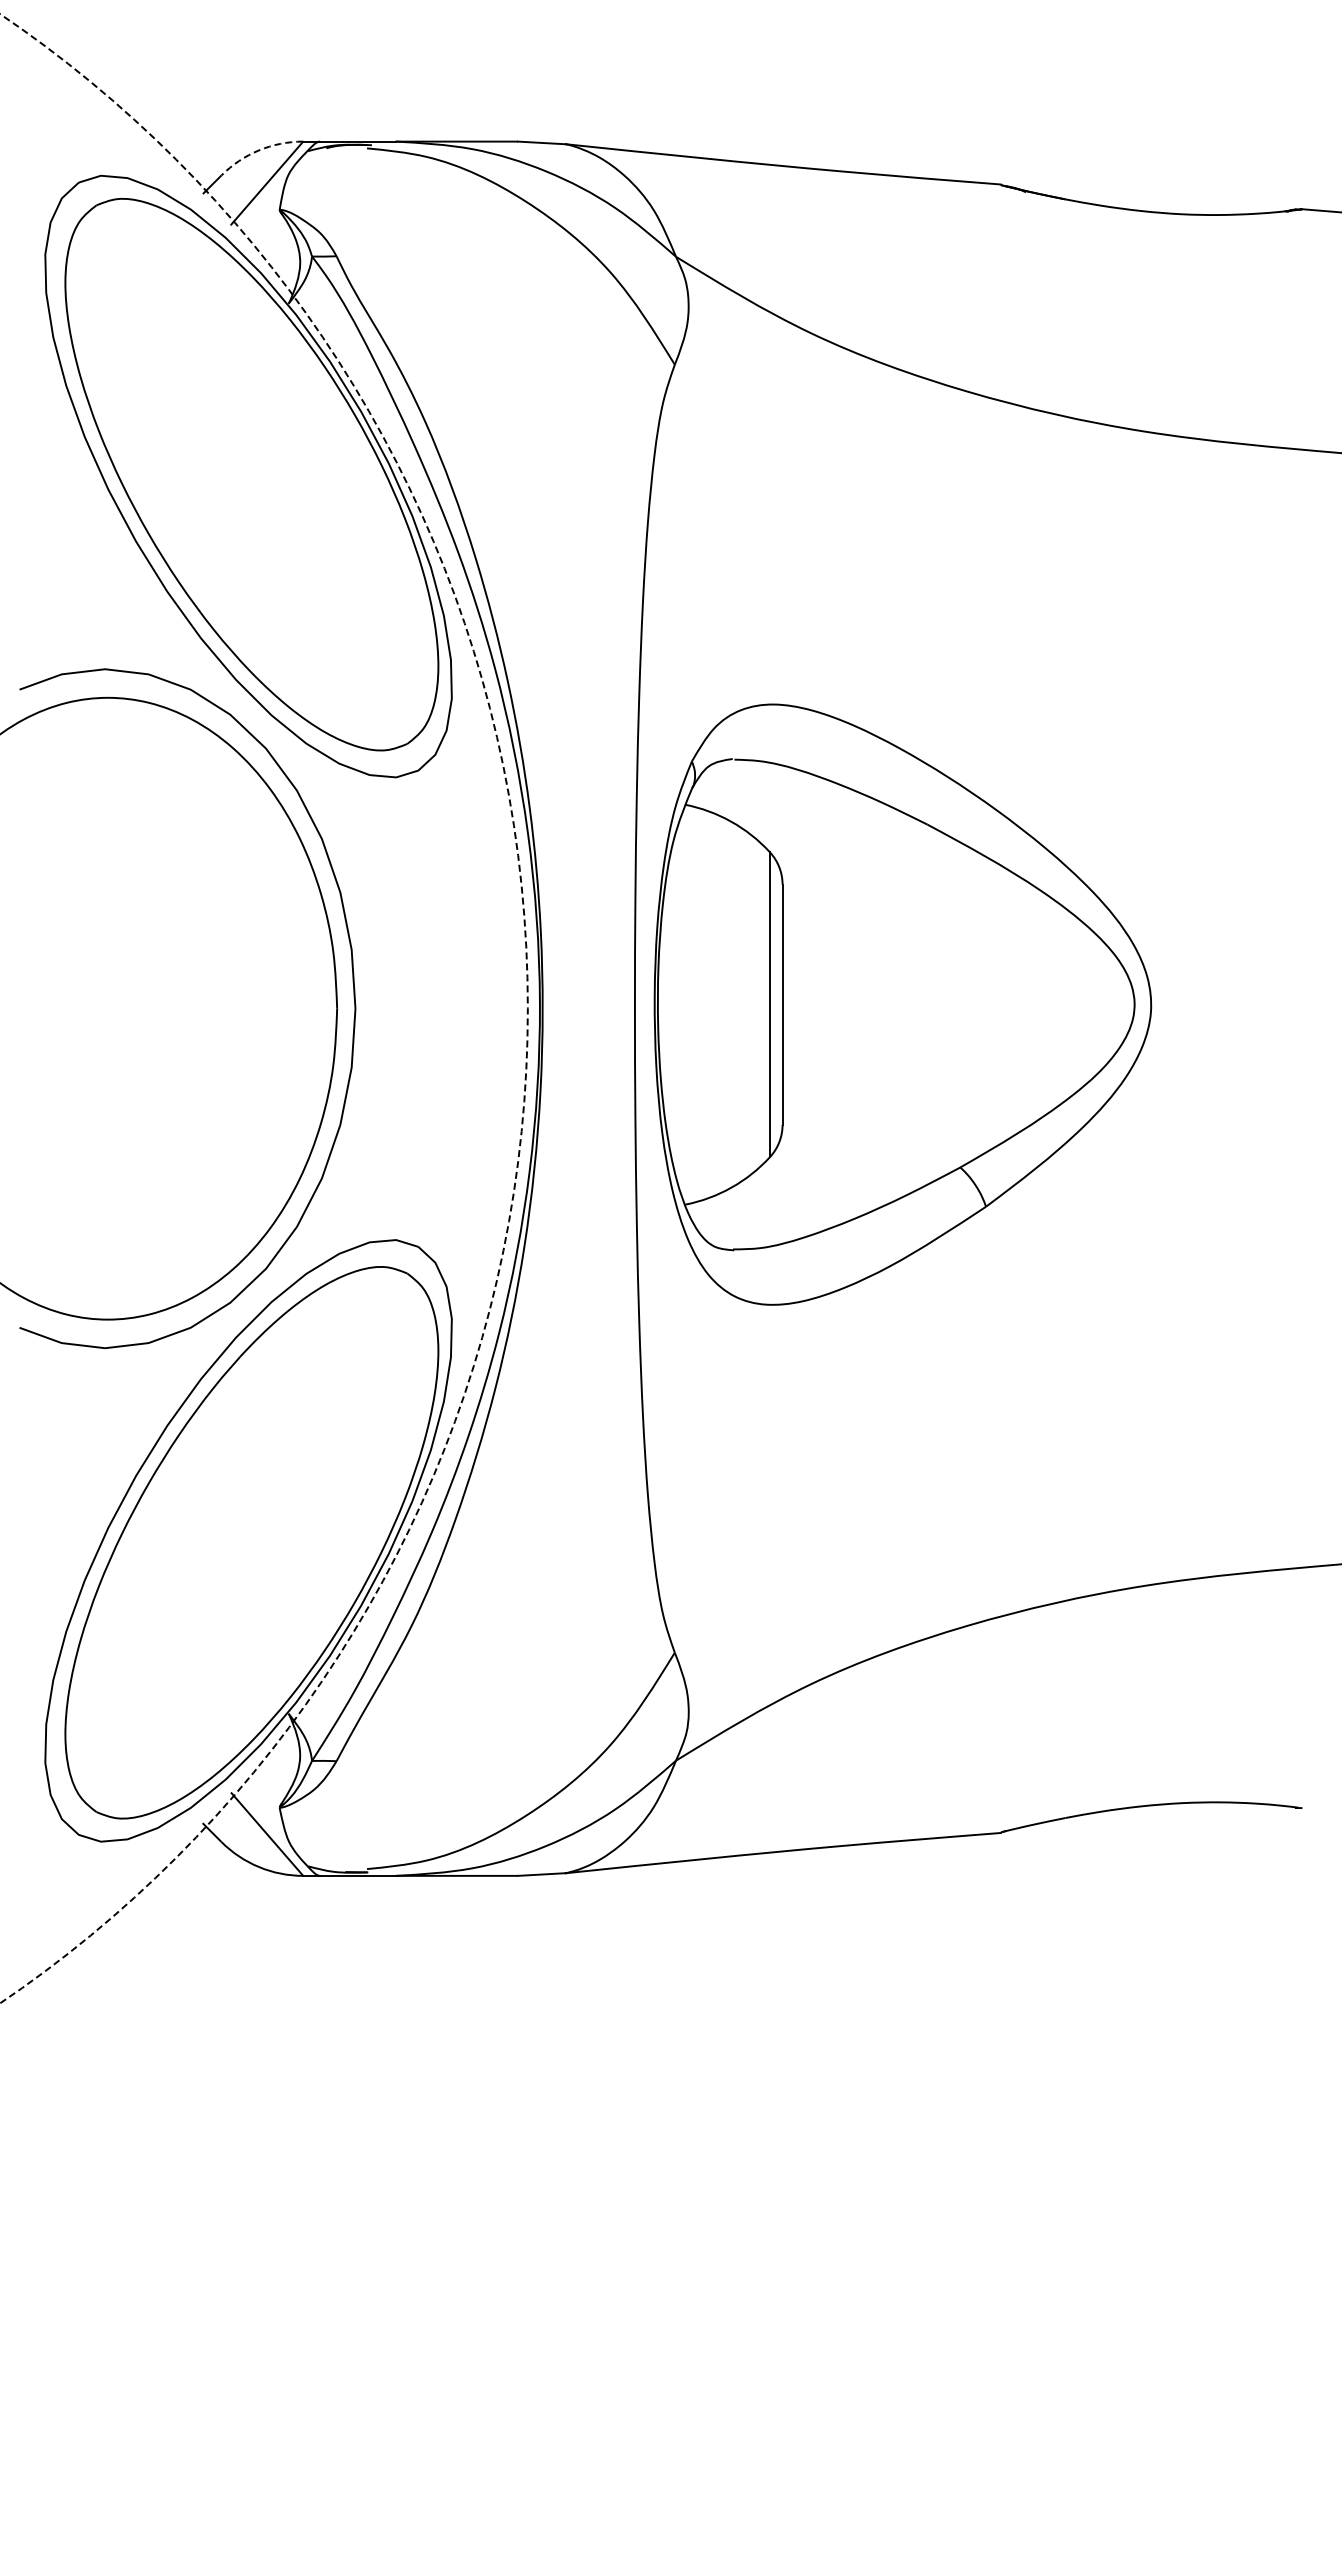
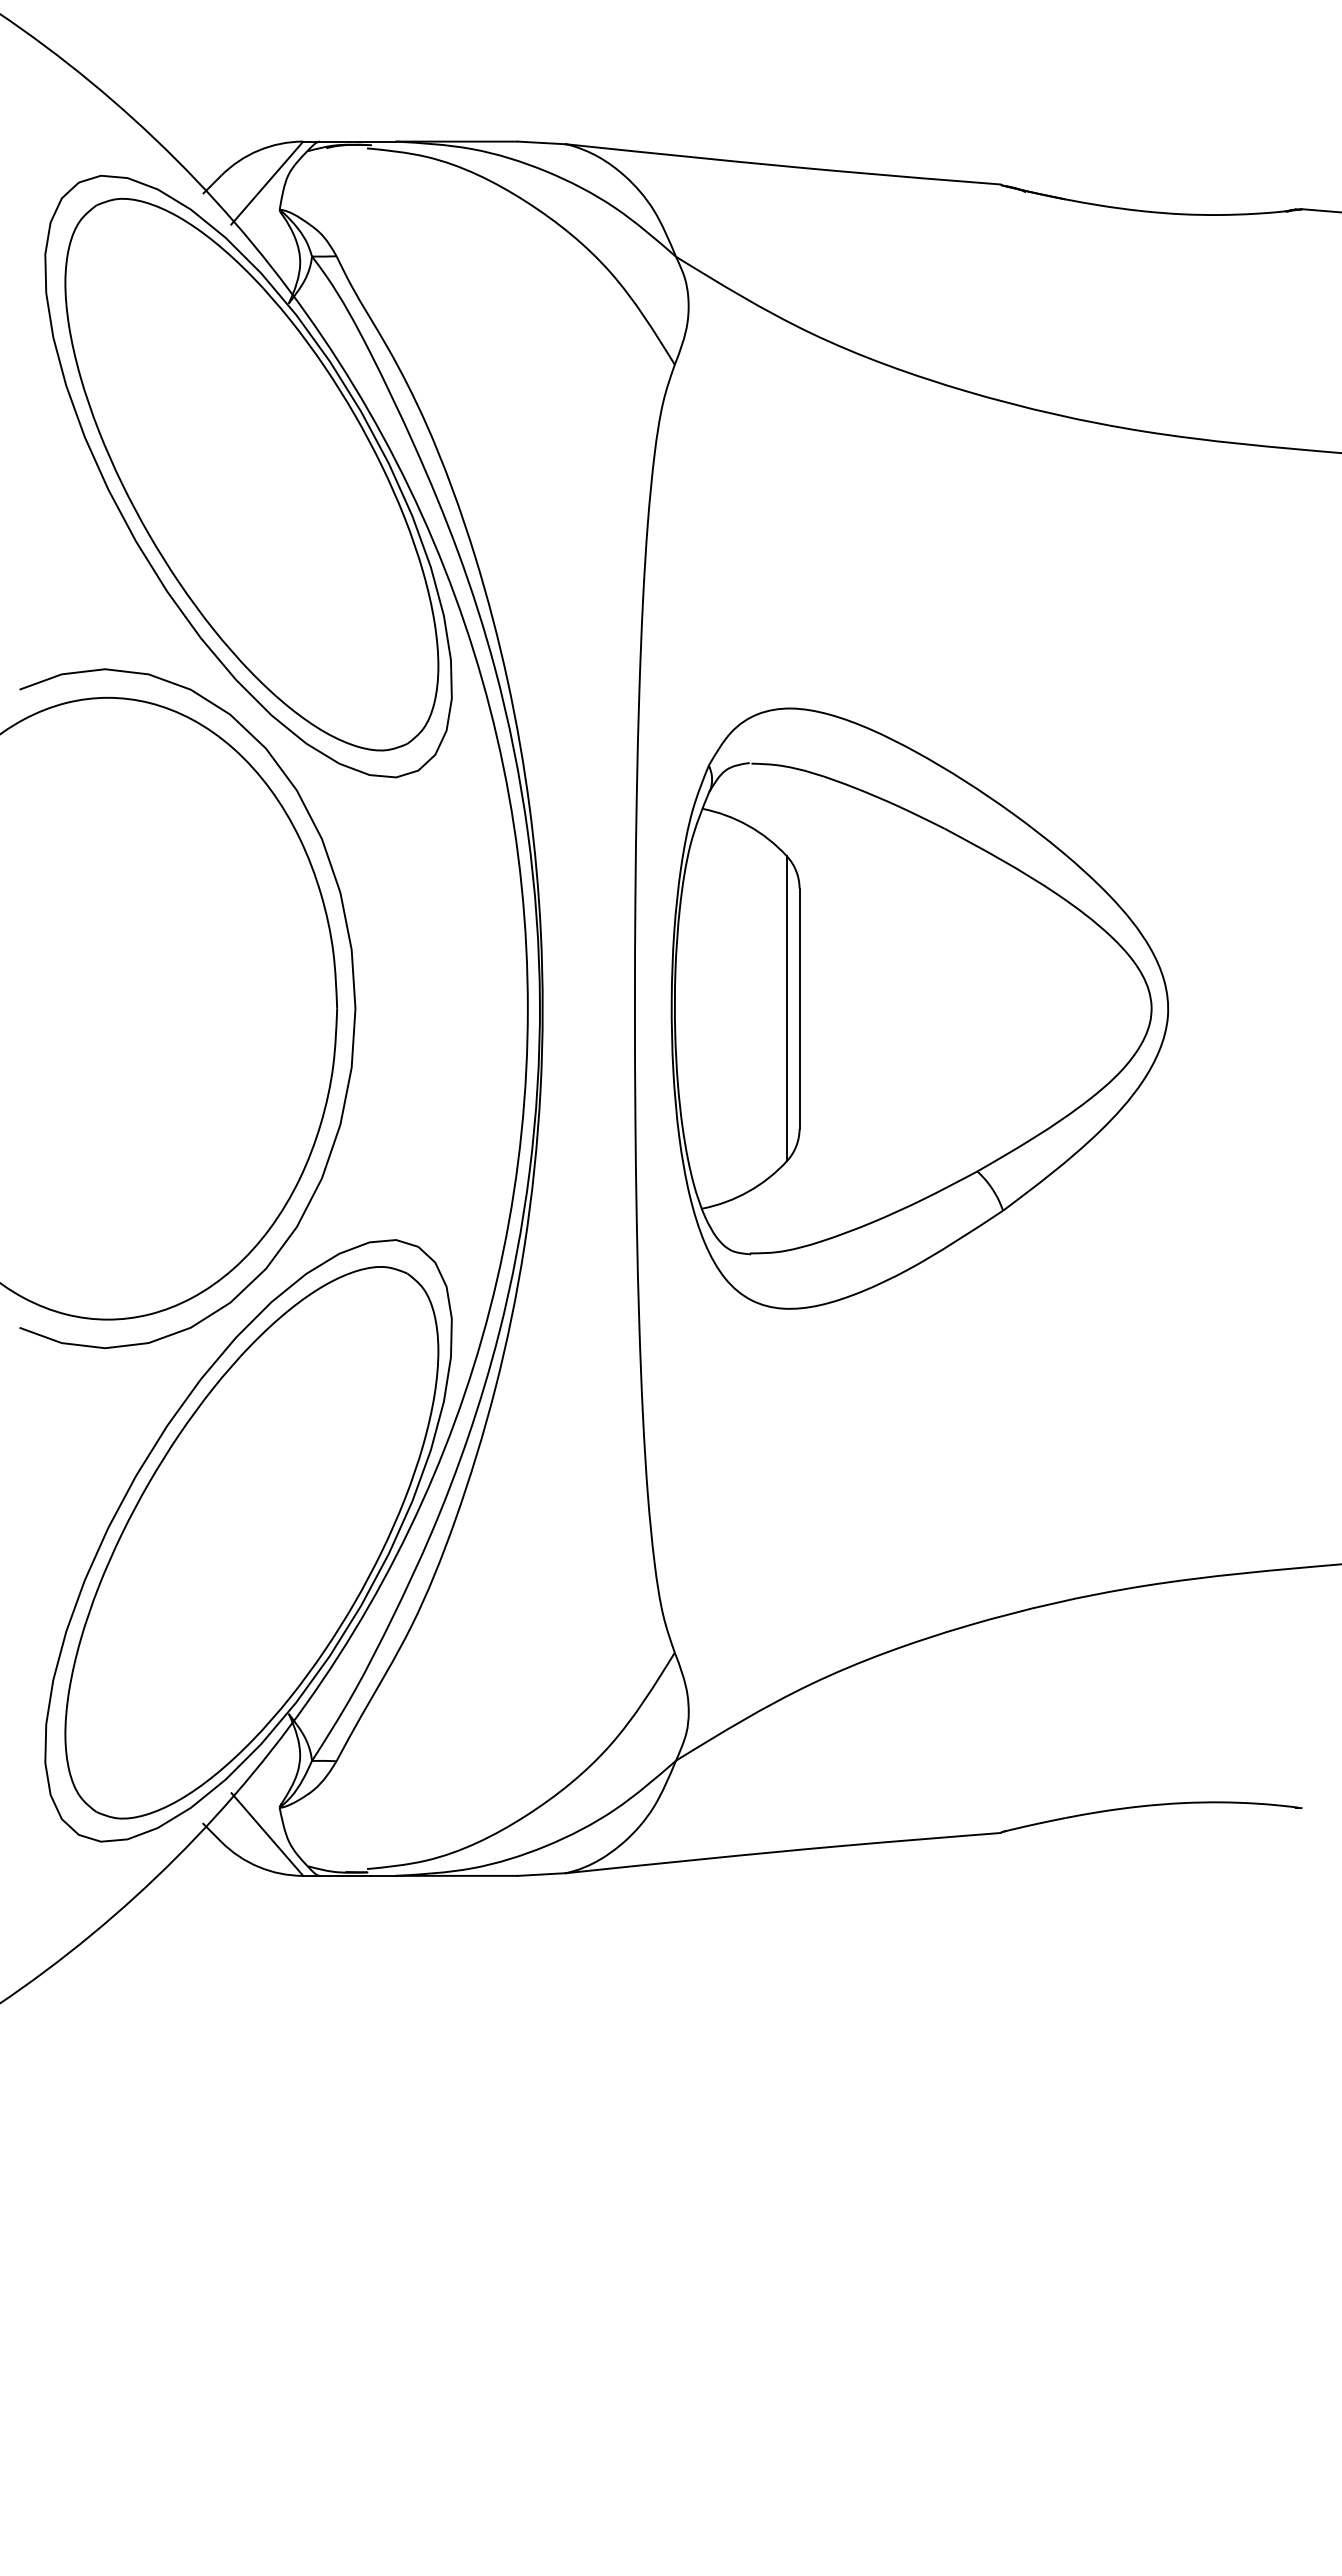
arc: dashed -> solid (259, 150)
part position: (902, 1004) -> (919, 1008) (919, 1008)
arc: dashed -> solid (527, 1008)
